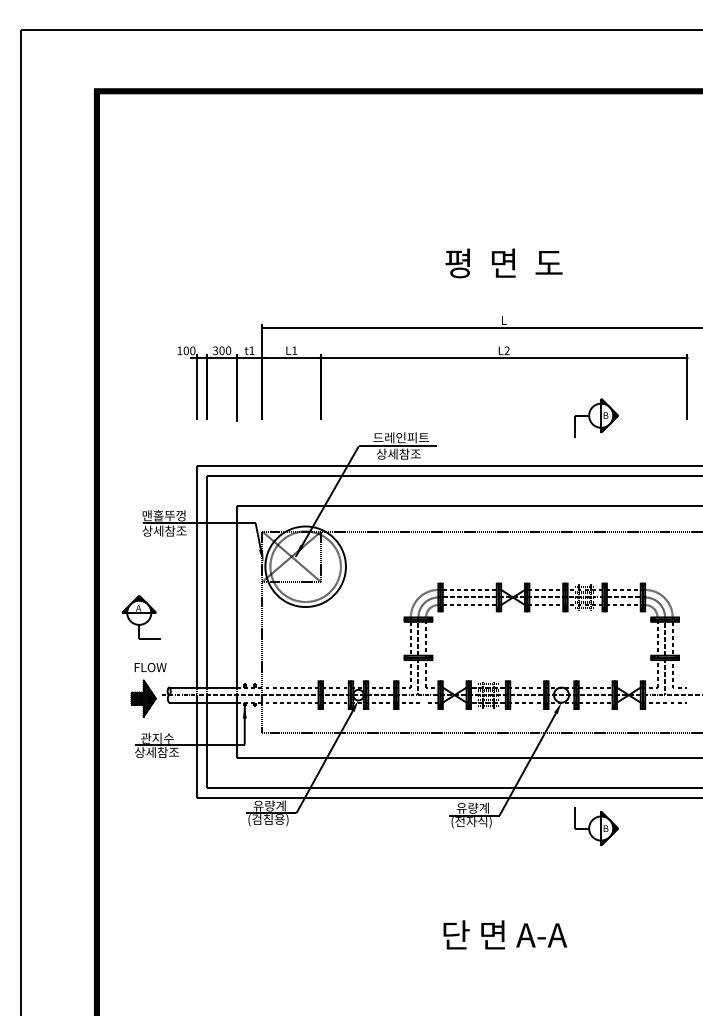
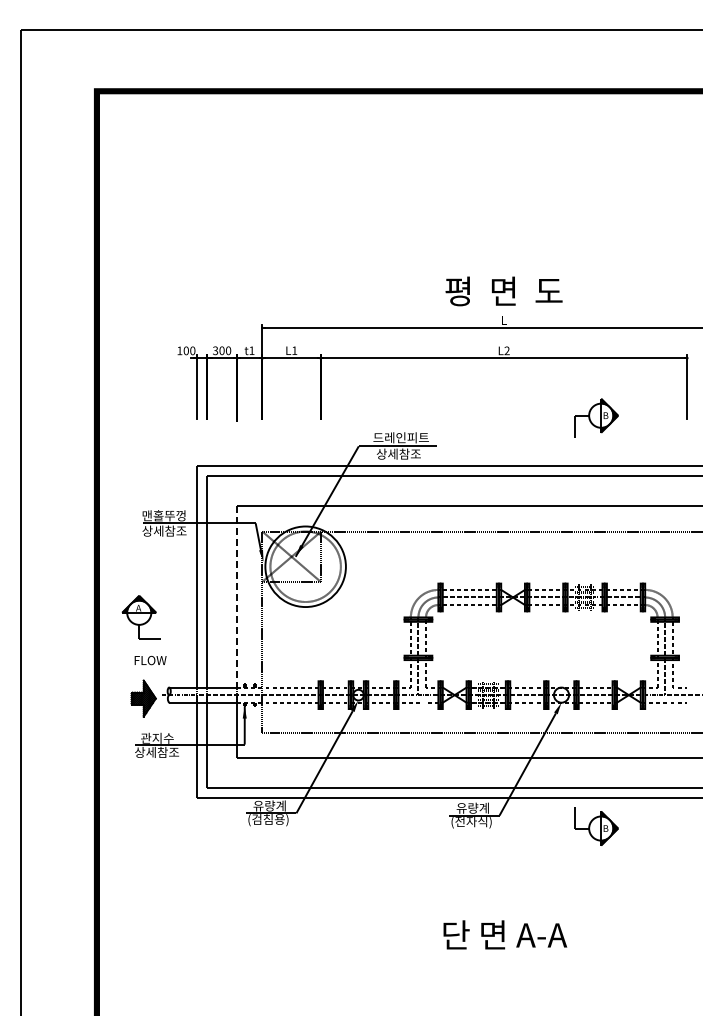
text position: (503, 263) -> (503, 291) (503, 291)
line: solid -> dashed (237, 596)
text position: (150, 667) -> (150, 660) (150, 660)
